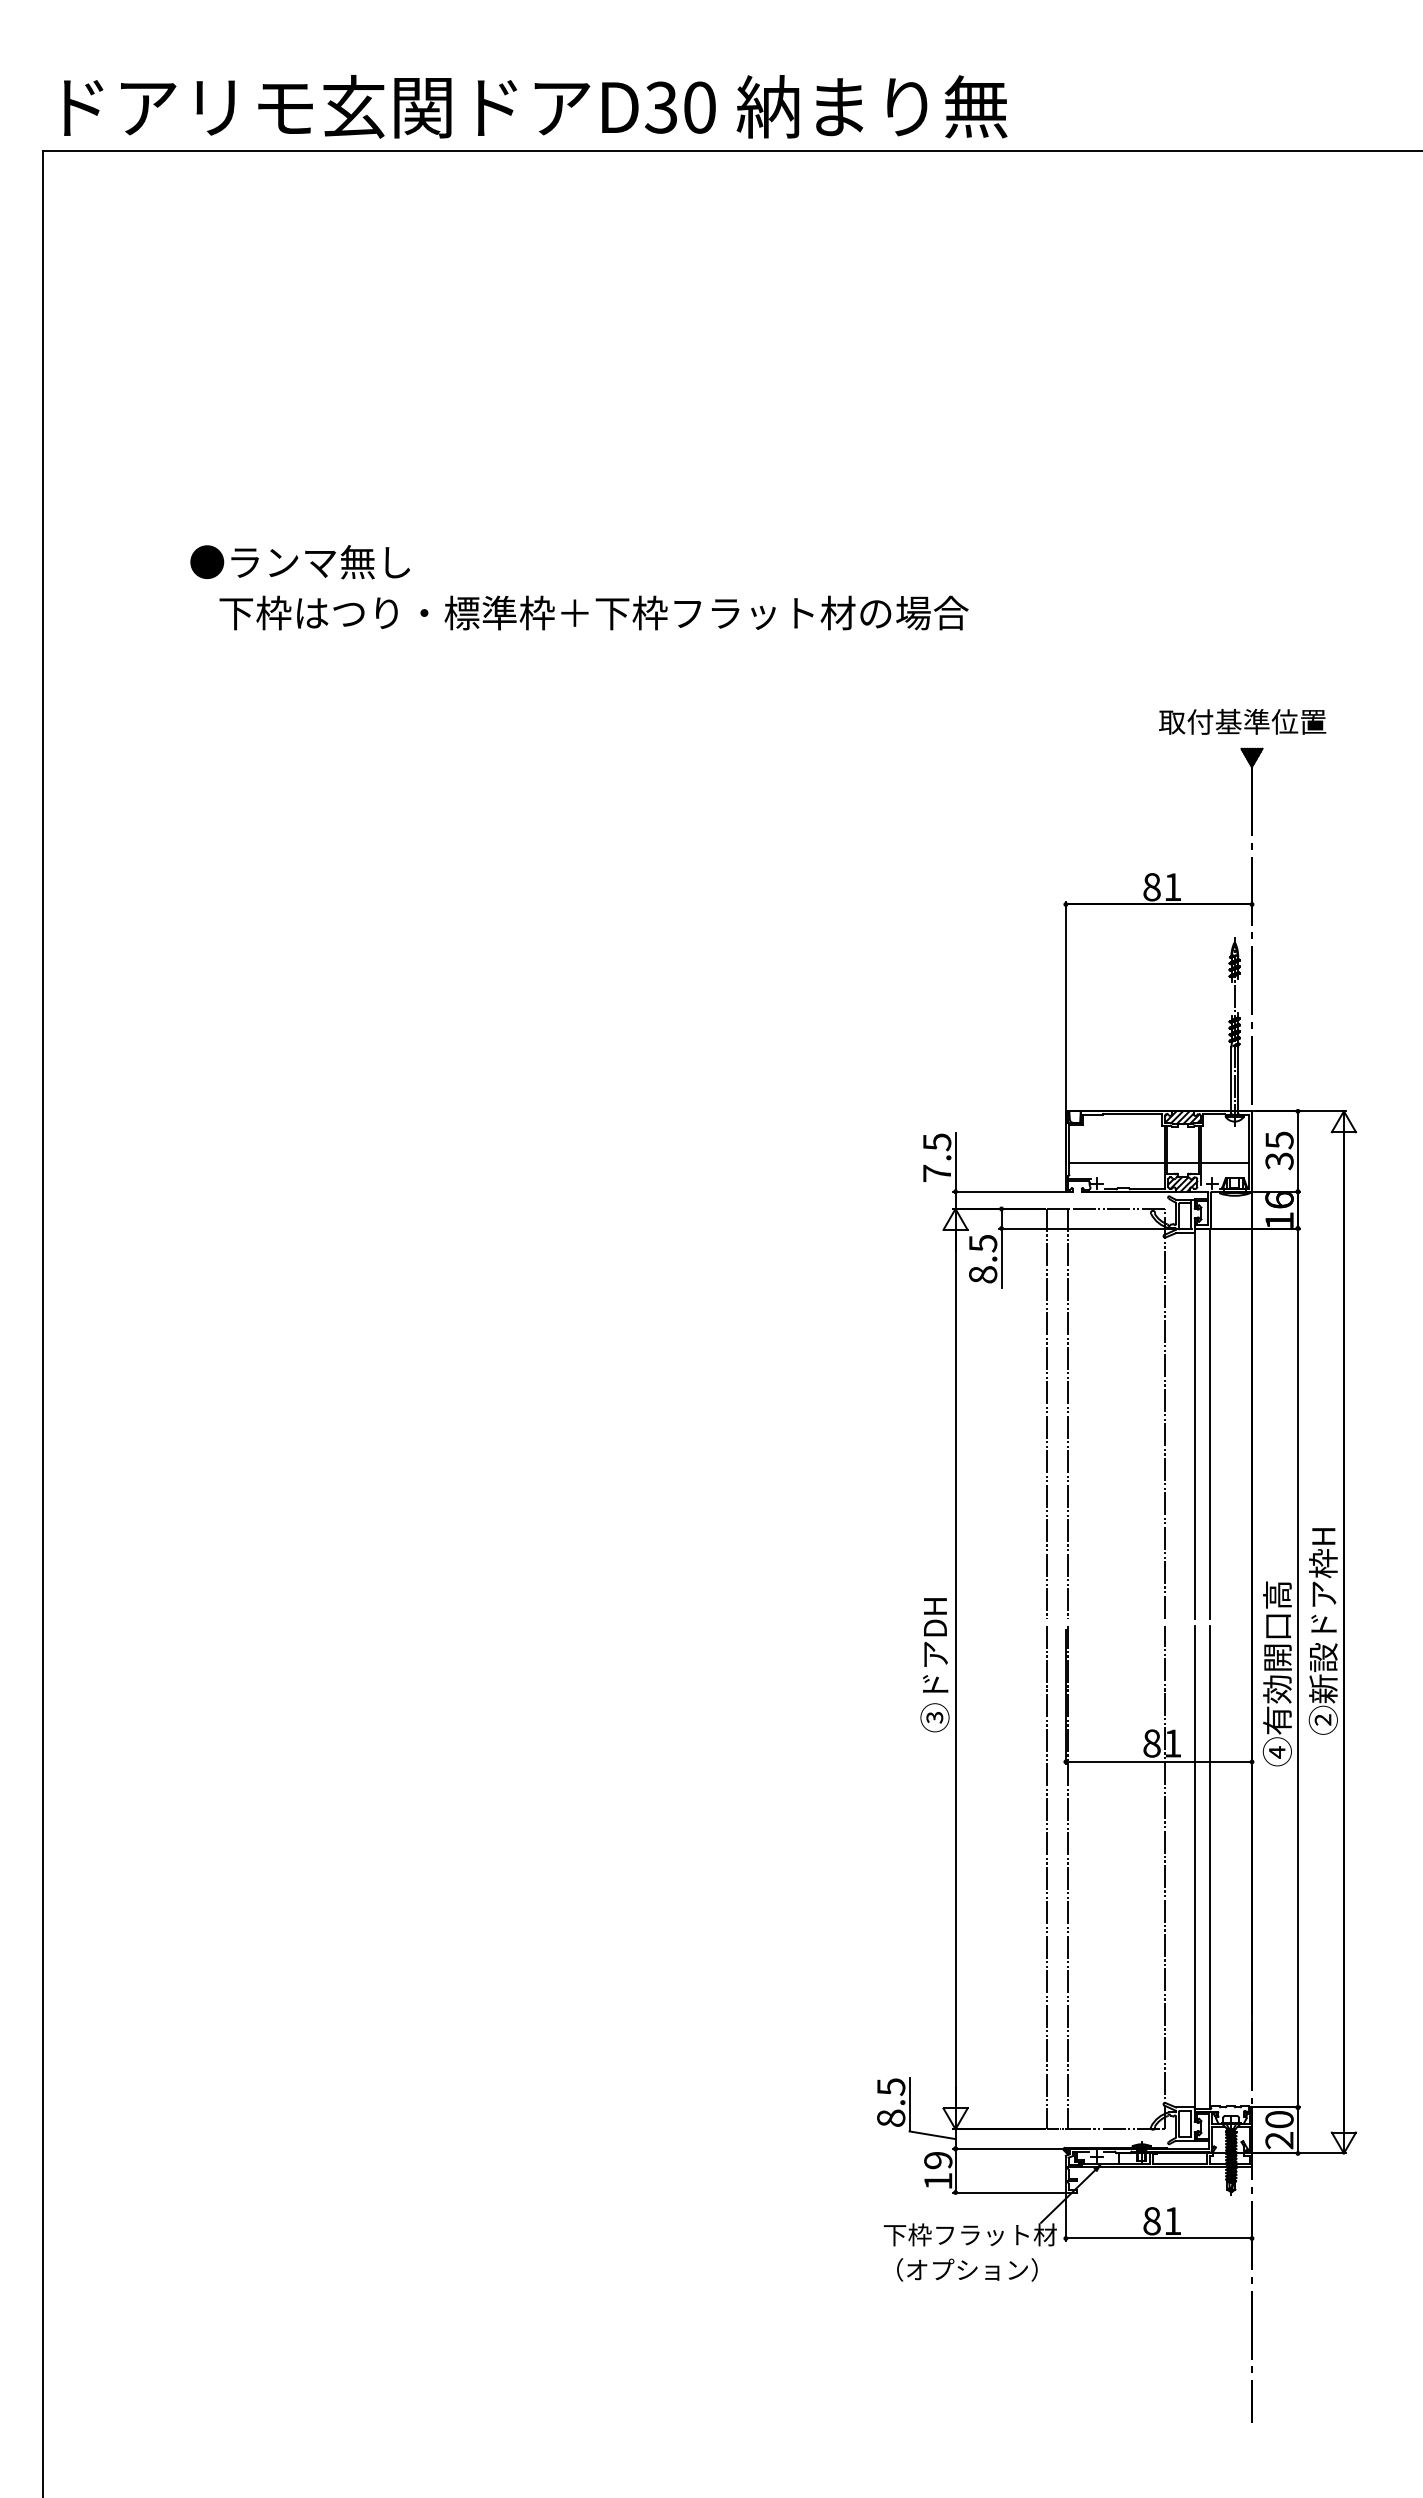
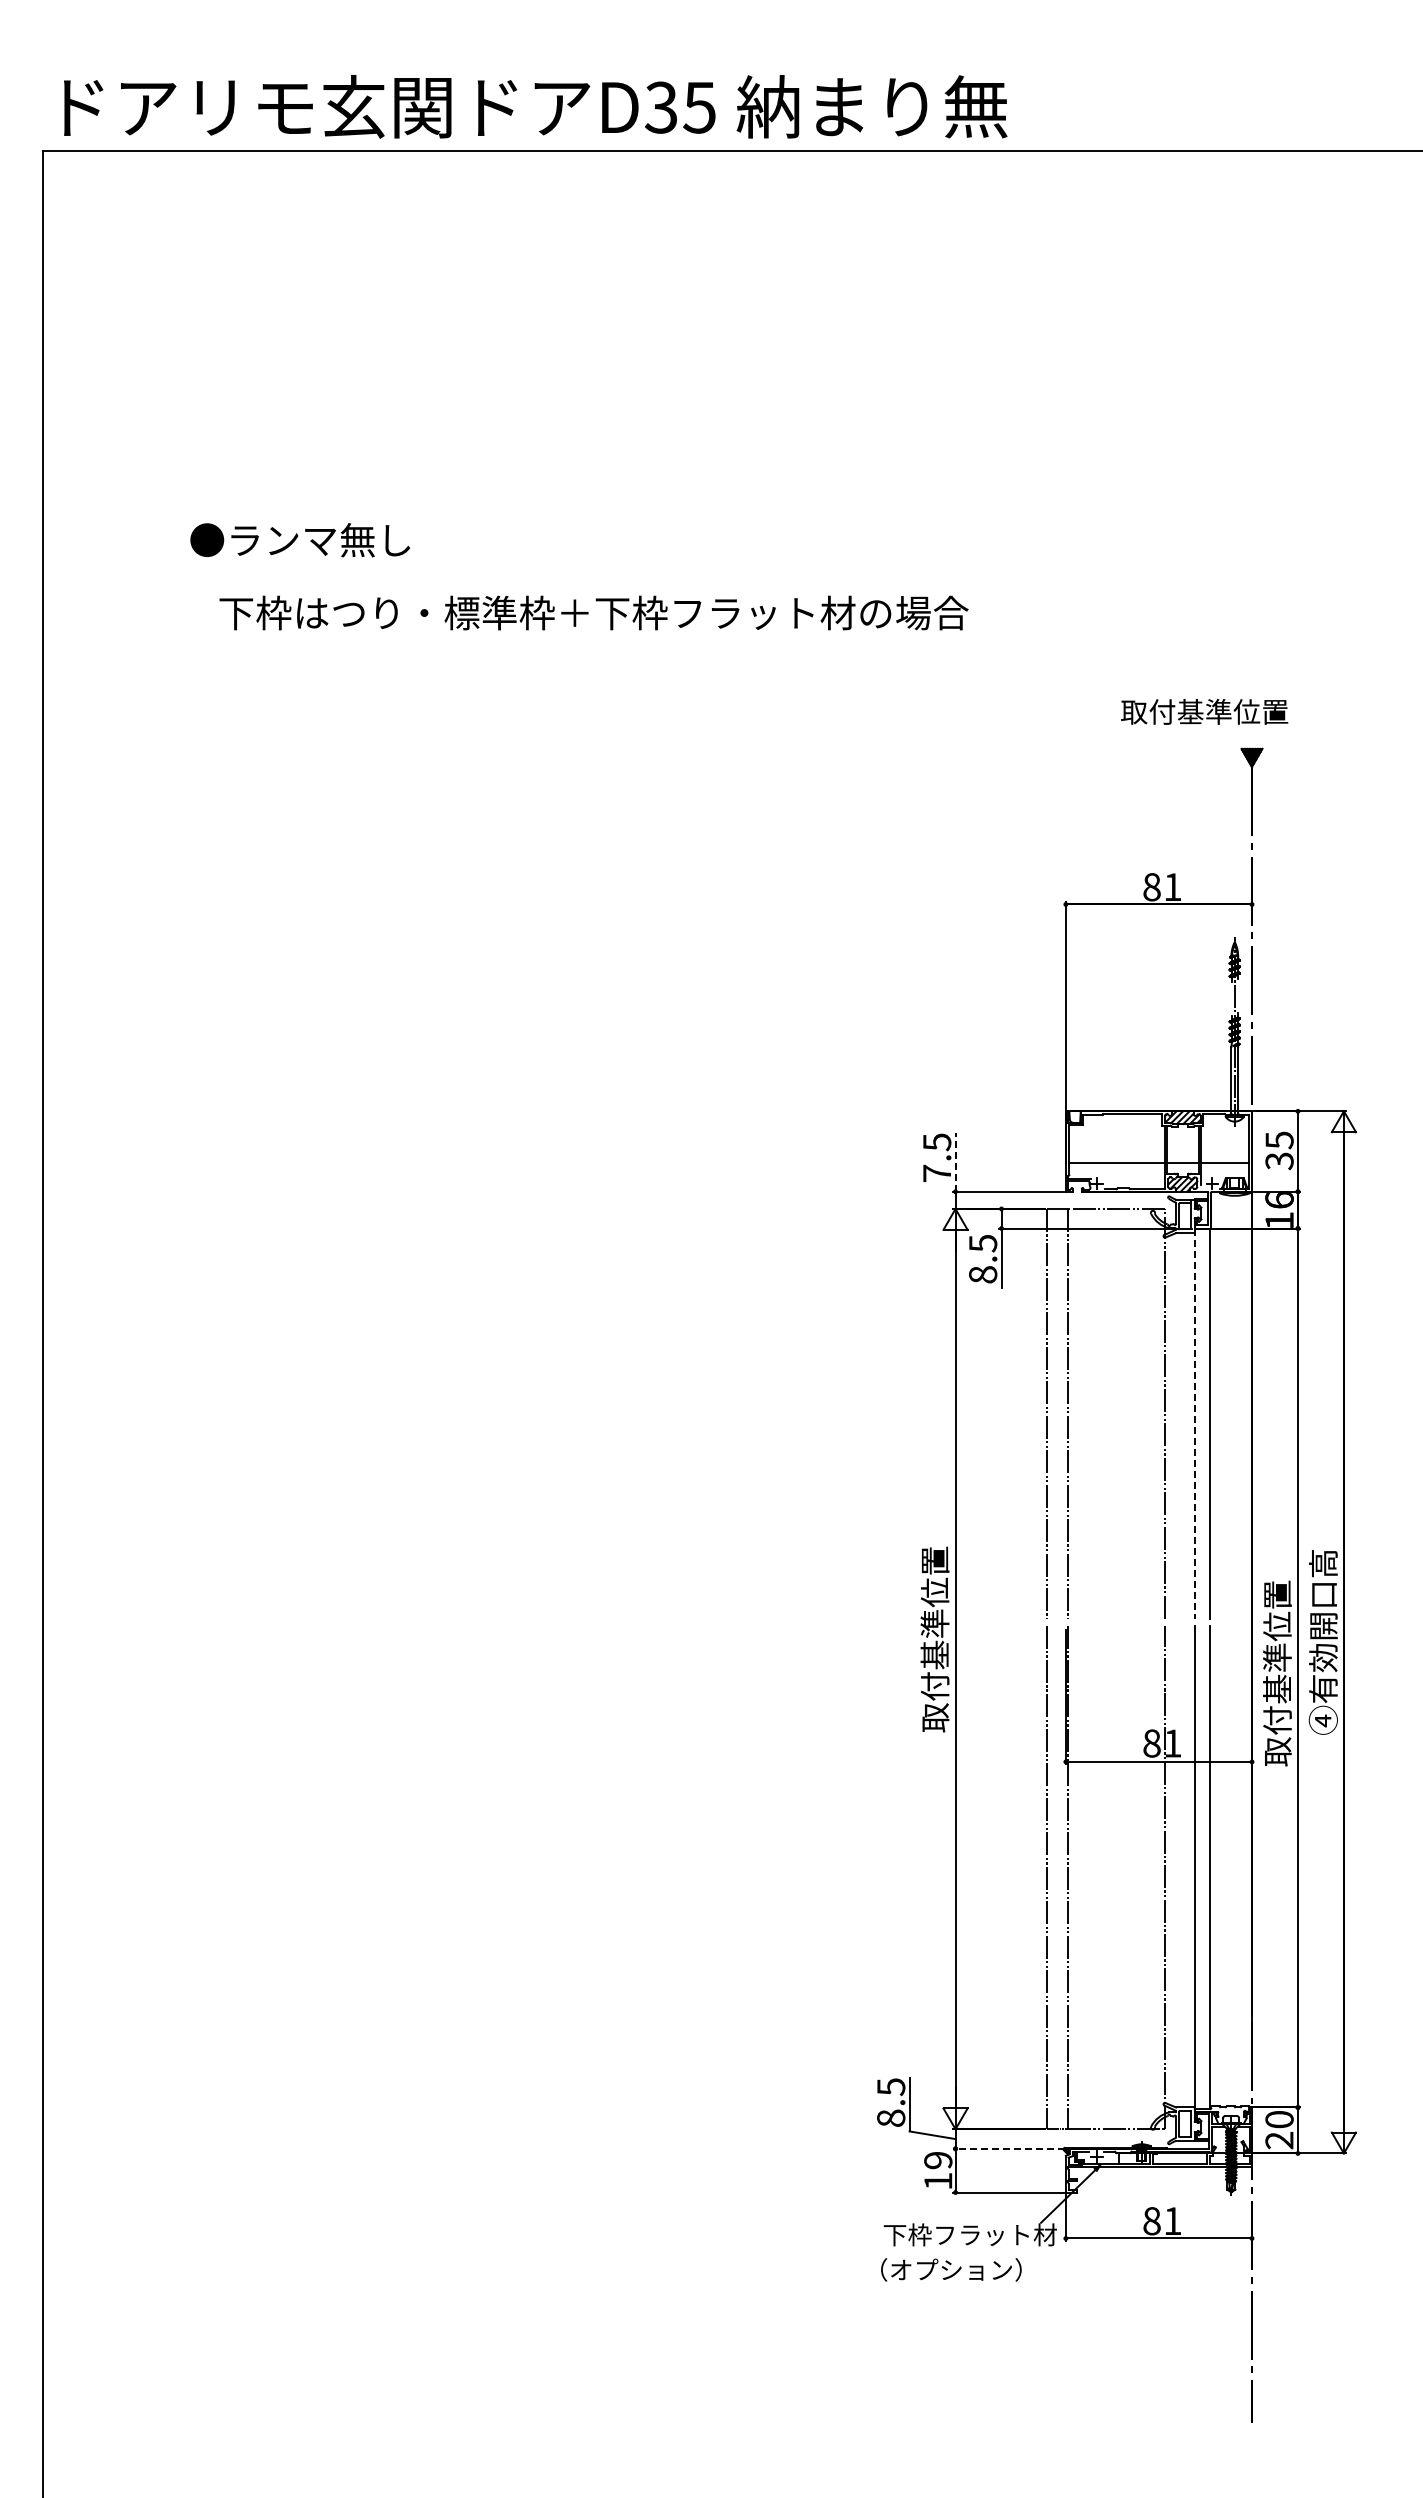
text: D30 -> D35 (699, 107)
text position: (299, 562) -> (299, 540) (299, 540)
text position: (1242, 721) -> (1204, 711) (1204, 711)
line: solid -> dashed (955, 1161)
line: solid -> dashed (1194, 1424)
text: ②新設ドア枠H -> ④有効開口高 (1323, 1627)
text: ③ドアDH -> 取付基準位置 (934, 1639)
text: ④有効開口高 -> 取付基準位置 (1276, 1673)
line: solid -> dashed (1008, 2148)
text position: (967, 2269) -> (951, 2269) (951, 2269)
